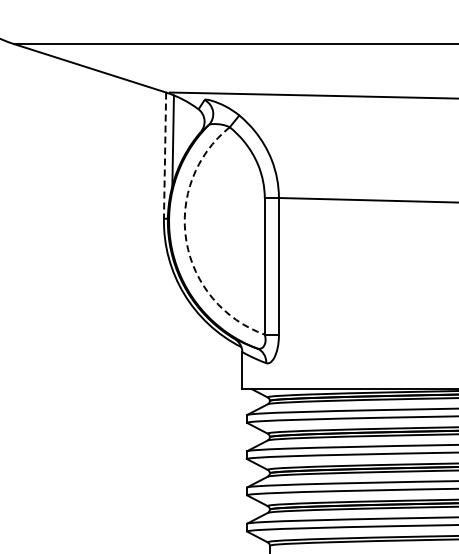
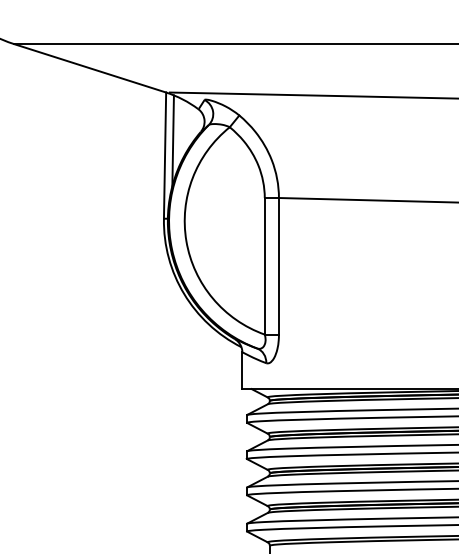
line: dashed -> solid (165, 156)
arc: dashed -> solid (186, 241)
